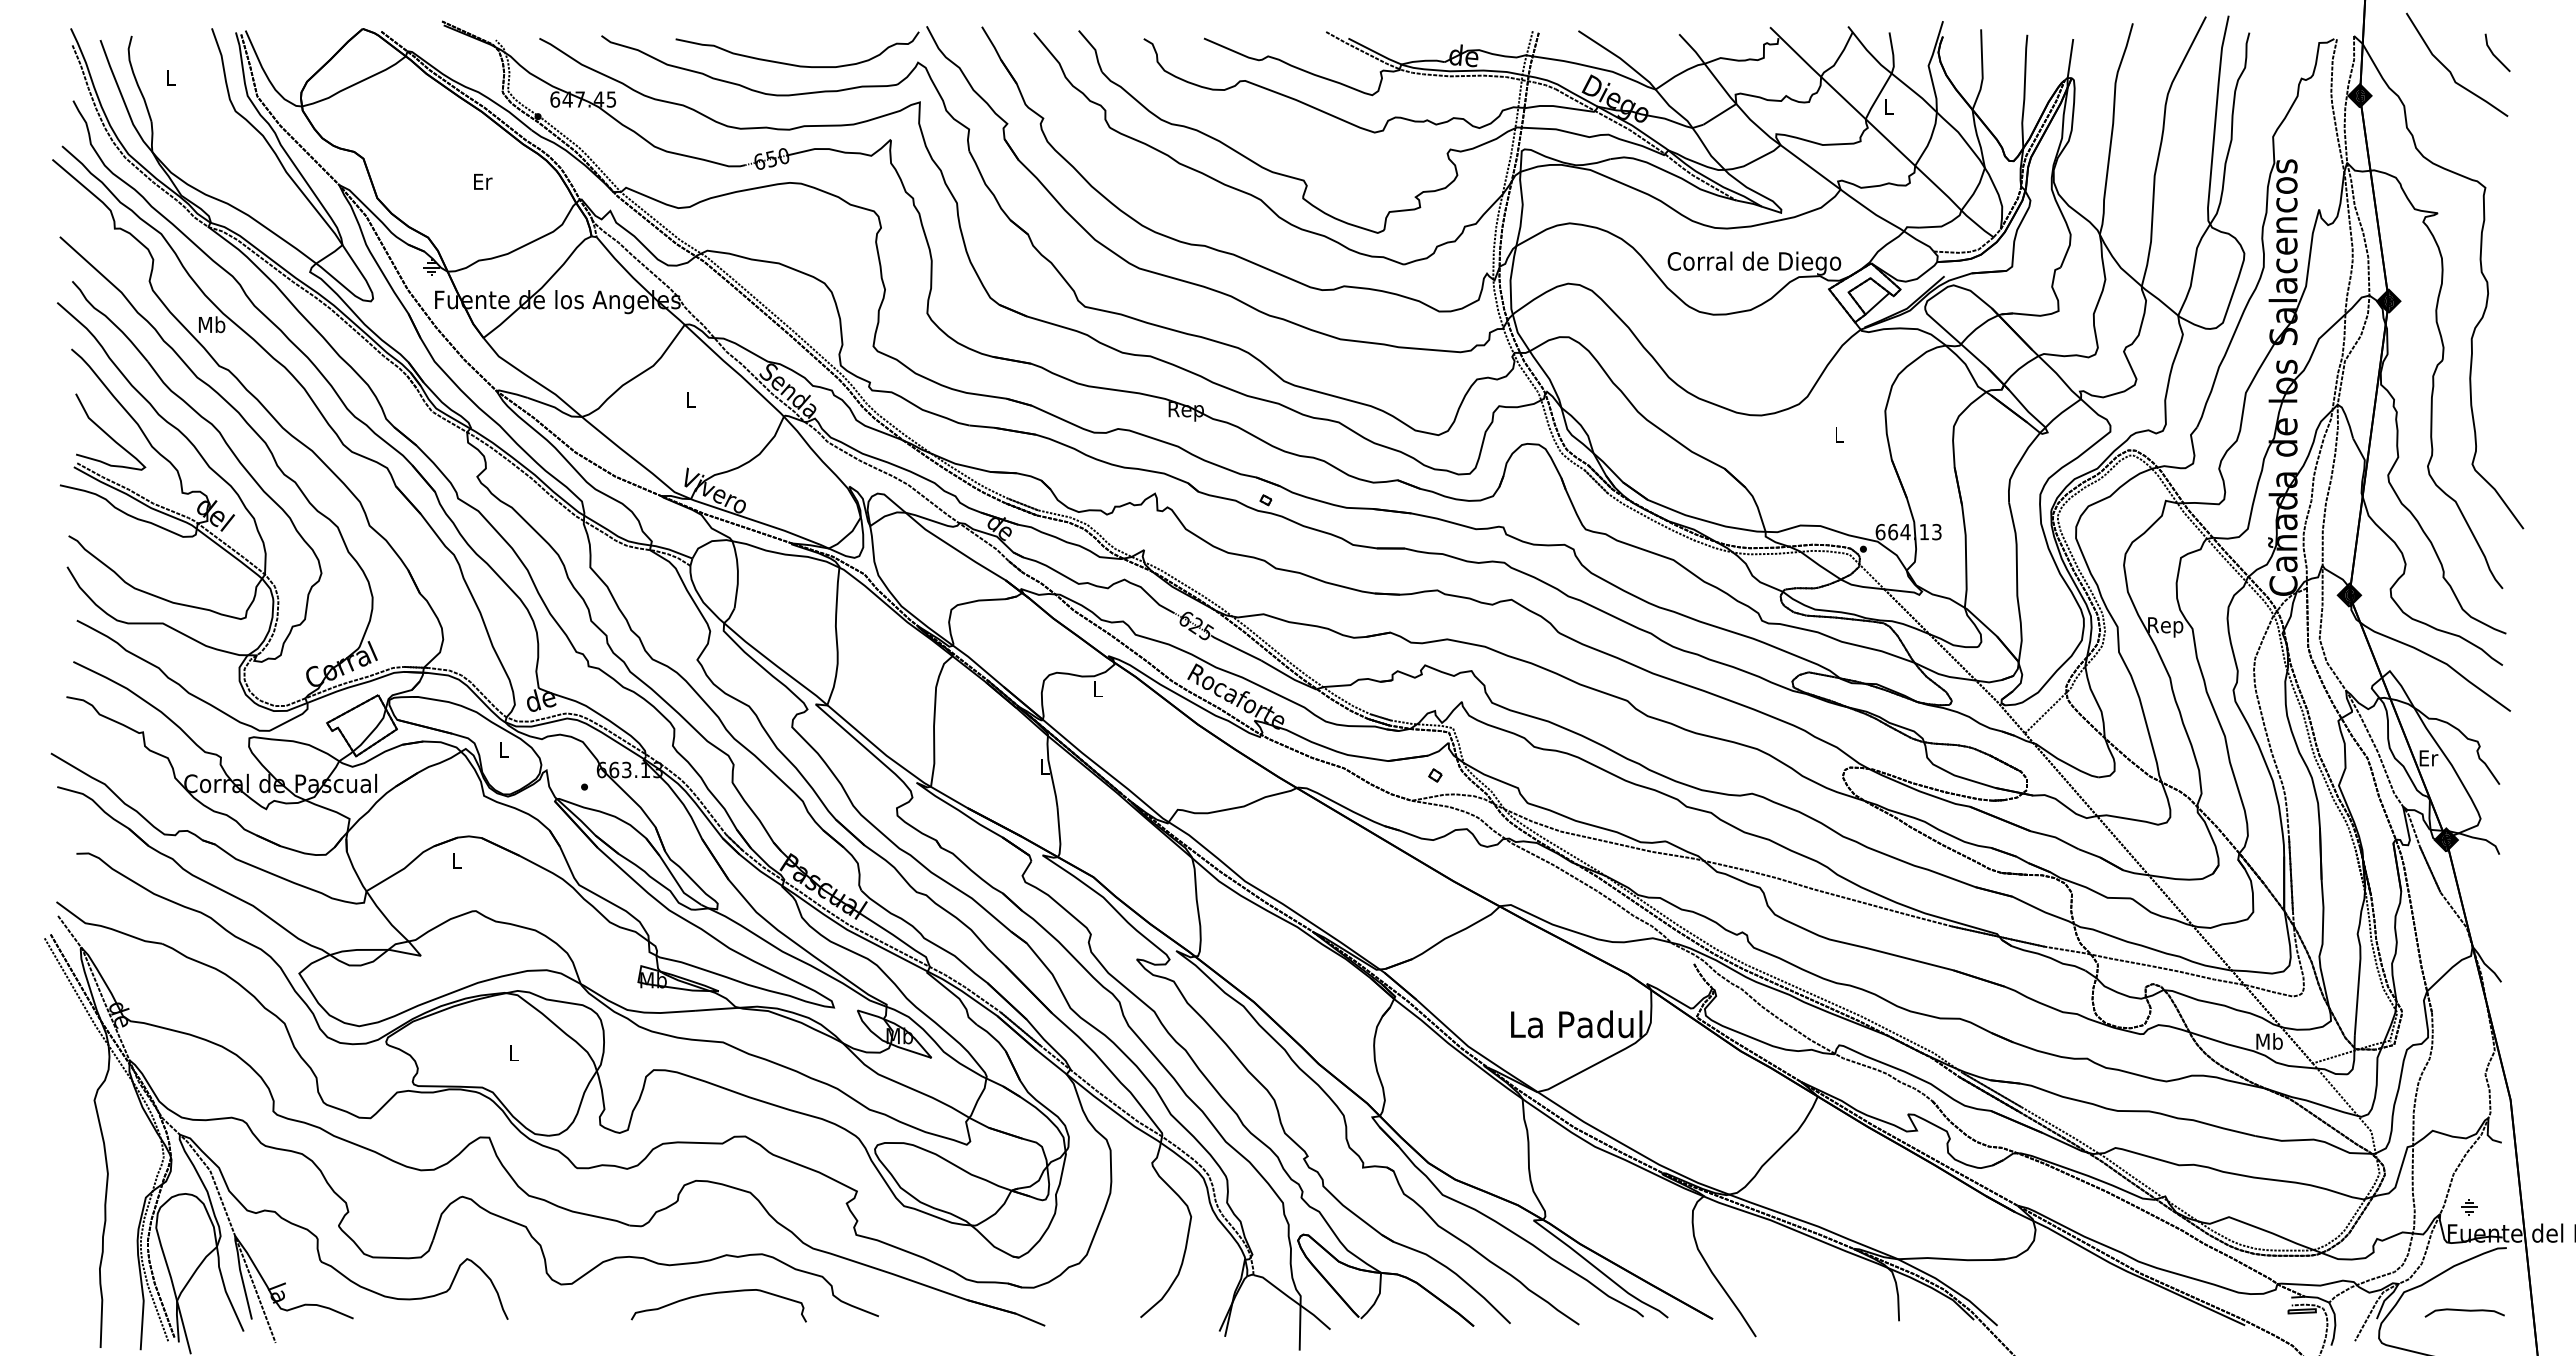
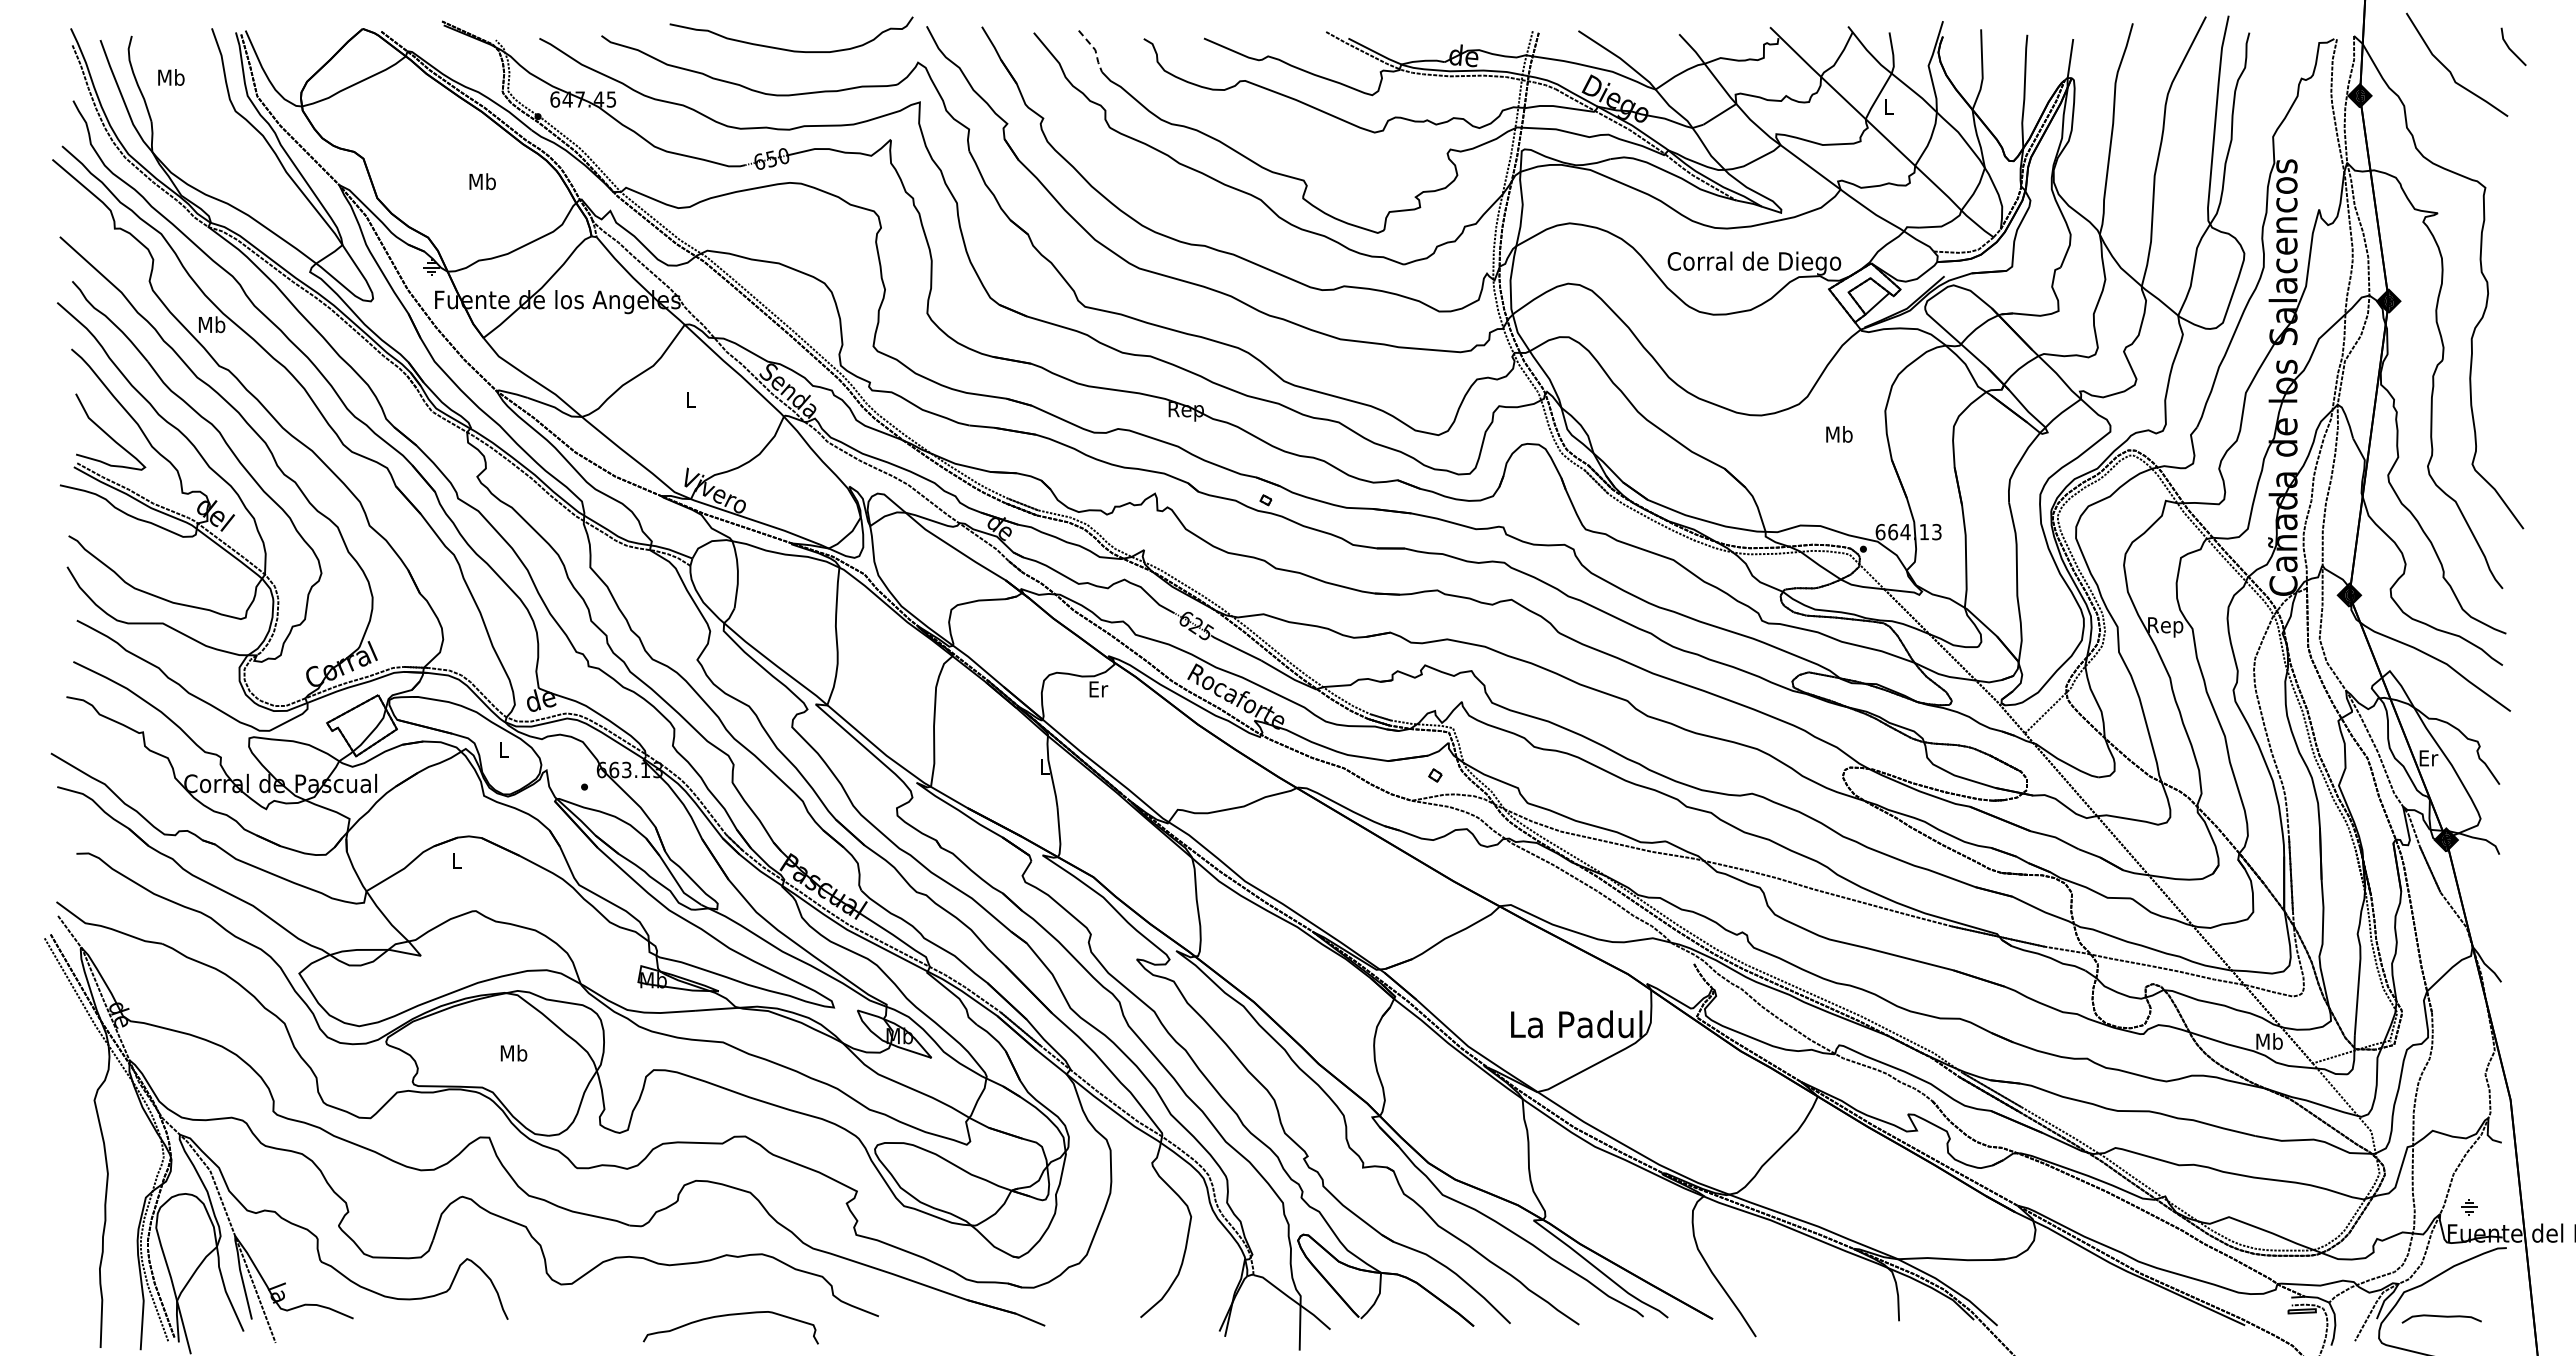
line: solid -> dashed (1095, 50)
line position: (2494, 54) -> (2510, 48) (2510, 48)
curve position: (796, 64) -> (790, 49) (790, 49)
text: L -> Mb (171, 77)
text: Er -> Mb (482, 181)
text: L -> Mb (1839, 434)
text: L -> Er (1098, 689)
text: L -> Mb (513, 1052)
curve position: (714, 1294) -> (726, 1316) (726, 1316)
curve position: (2464, 1311) -> (2441, 1317) (2441, 1317)
